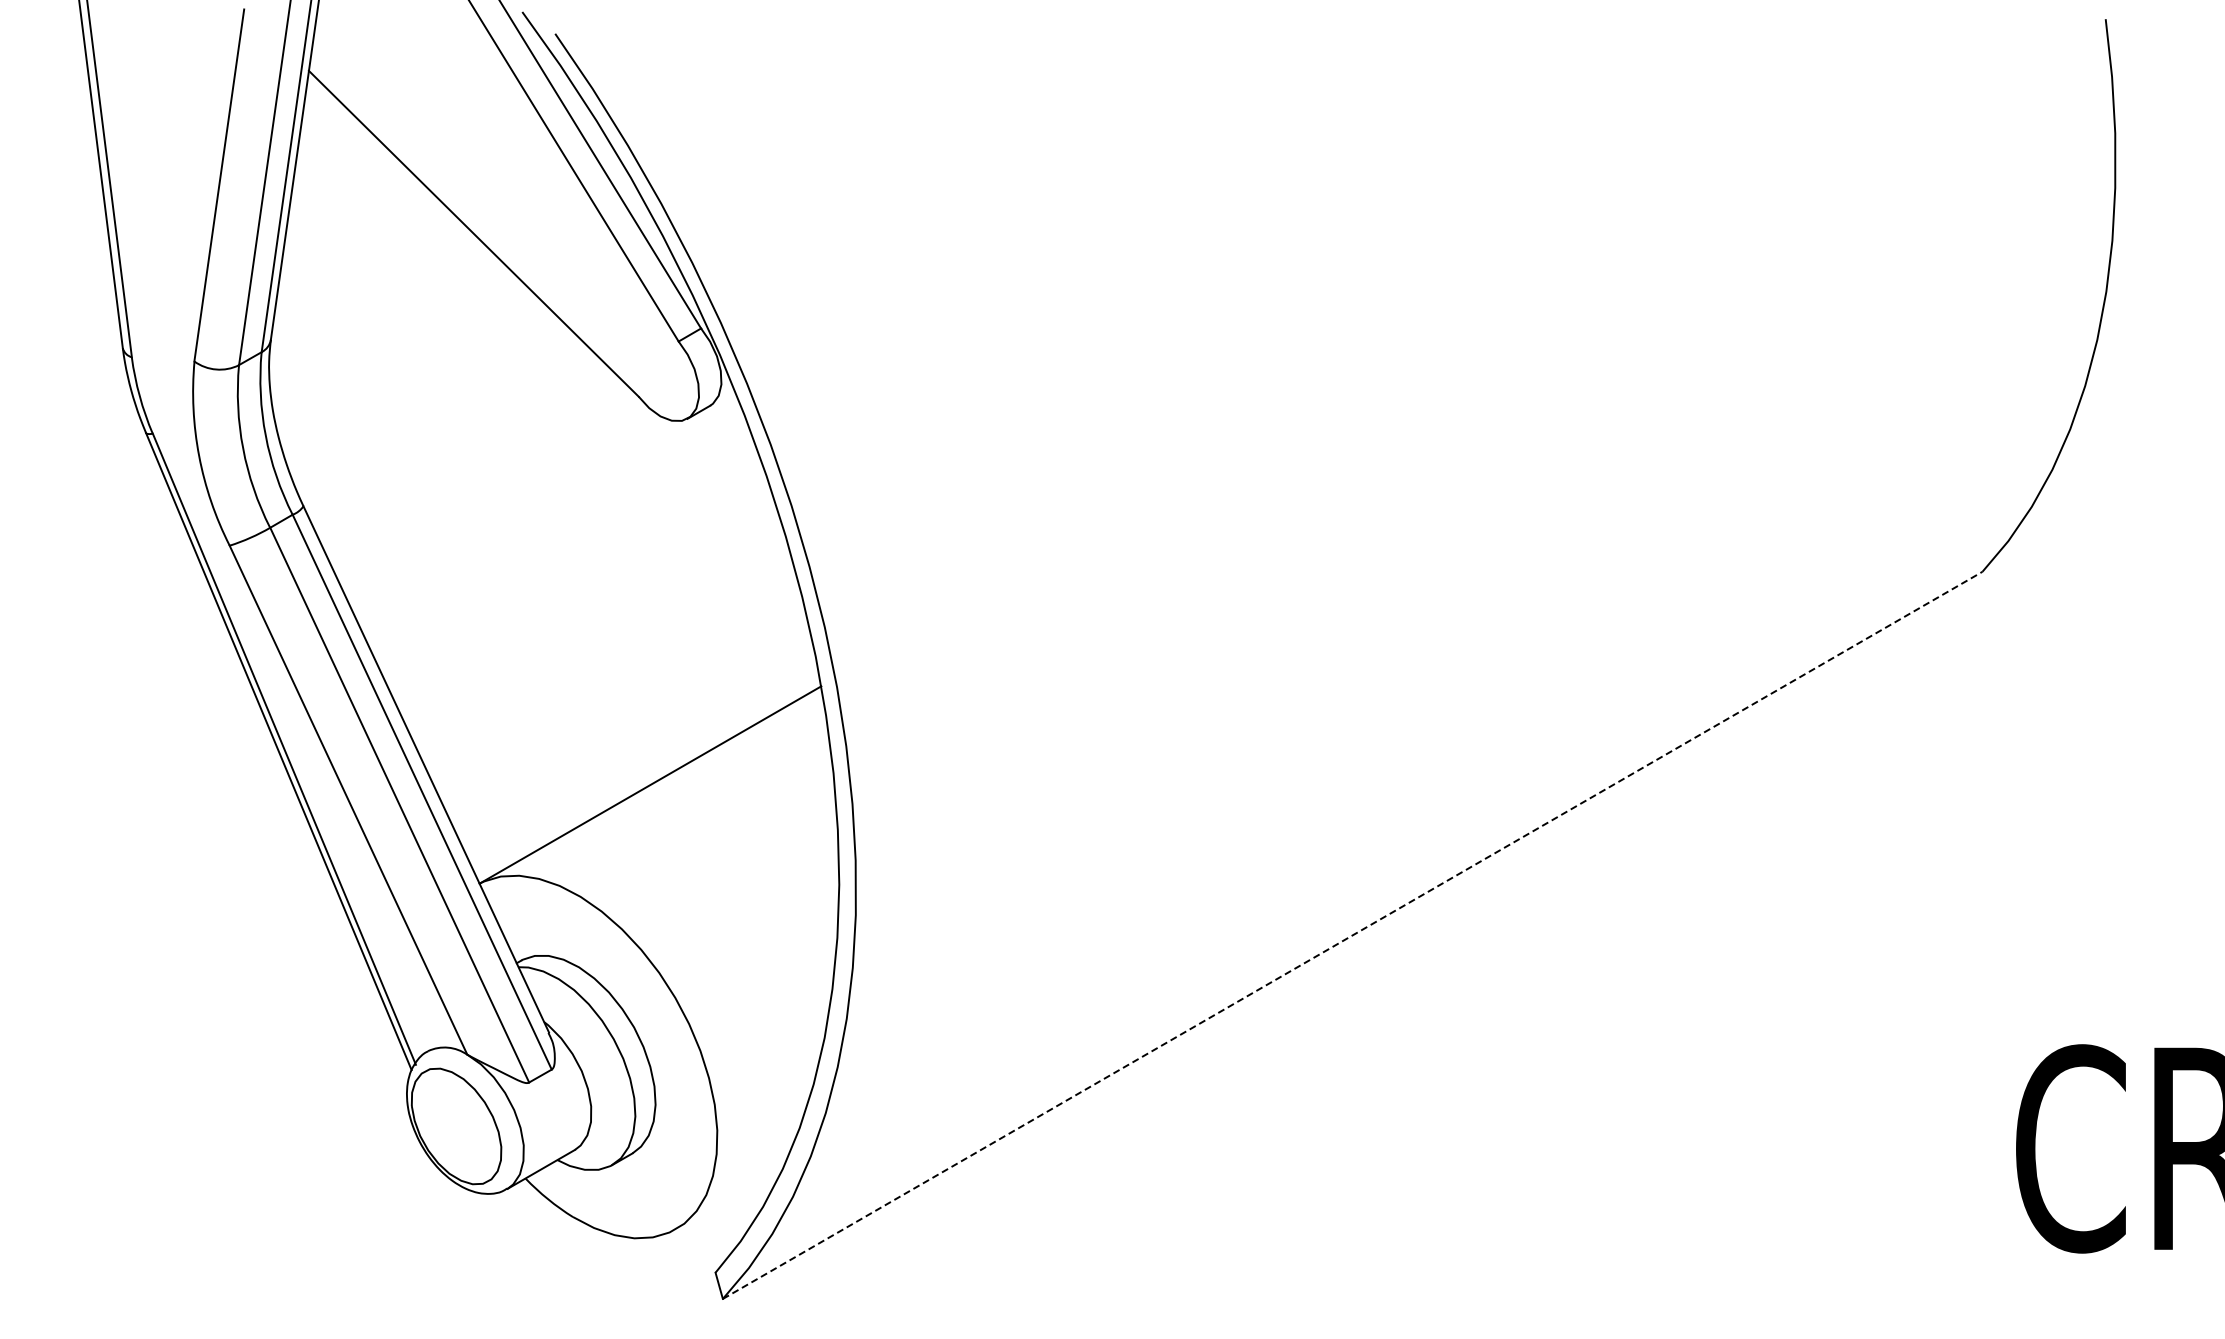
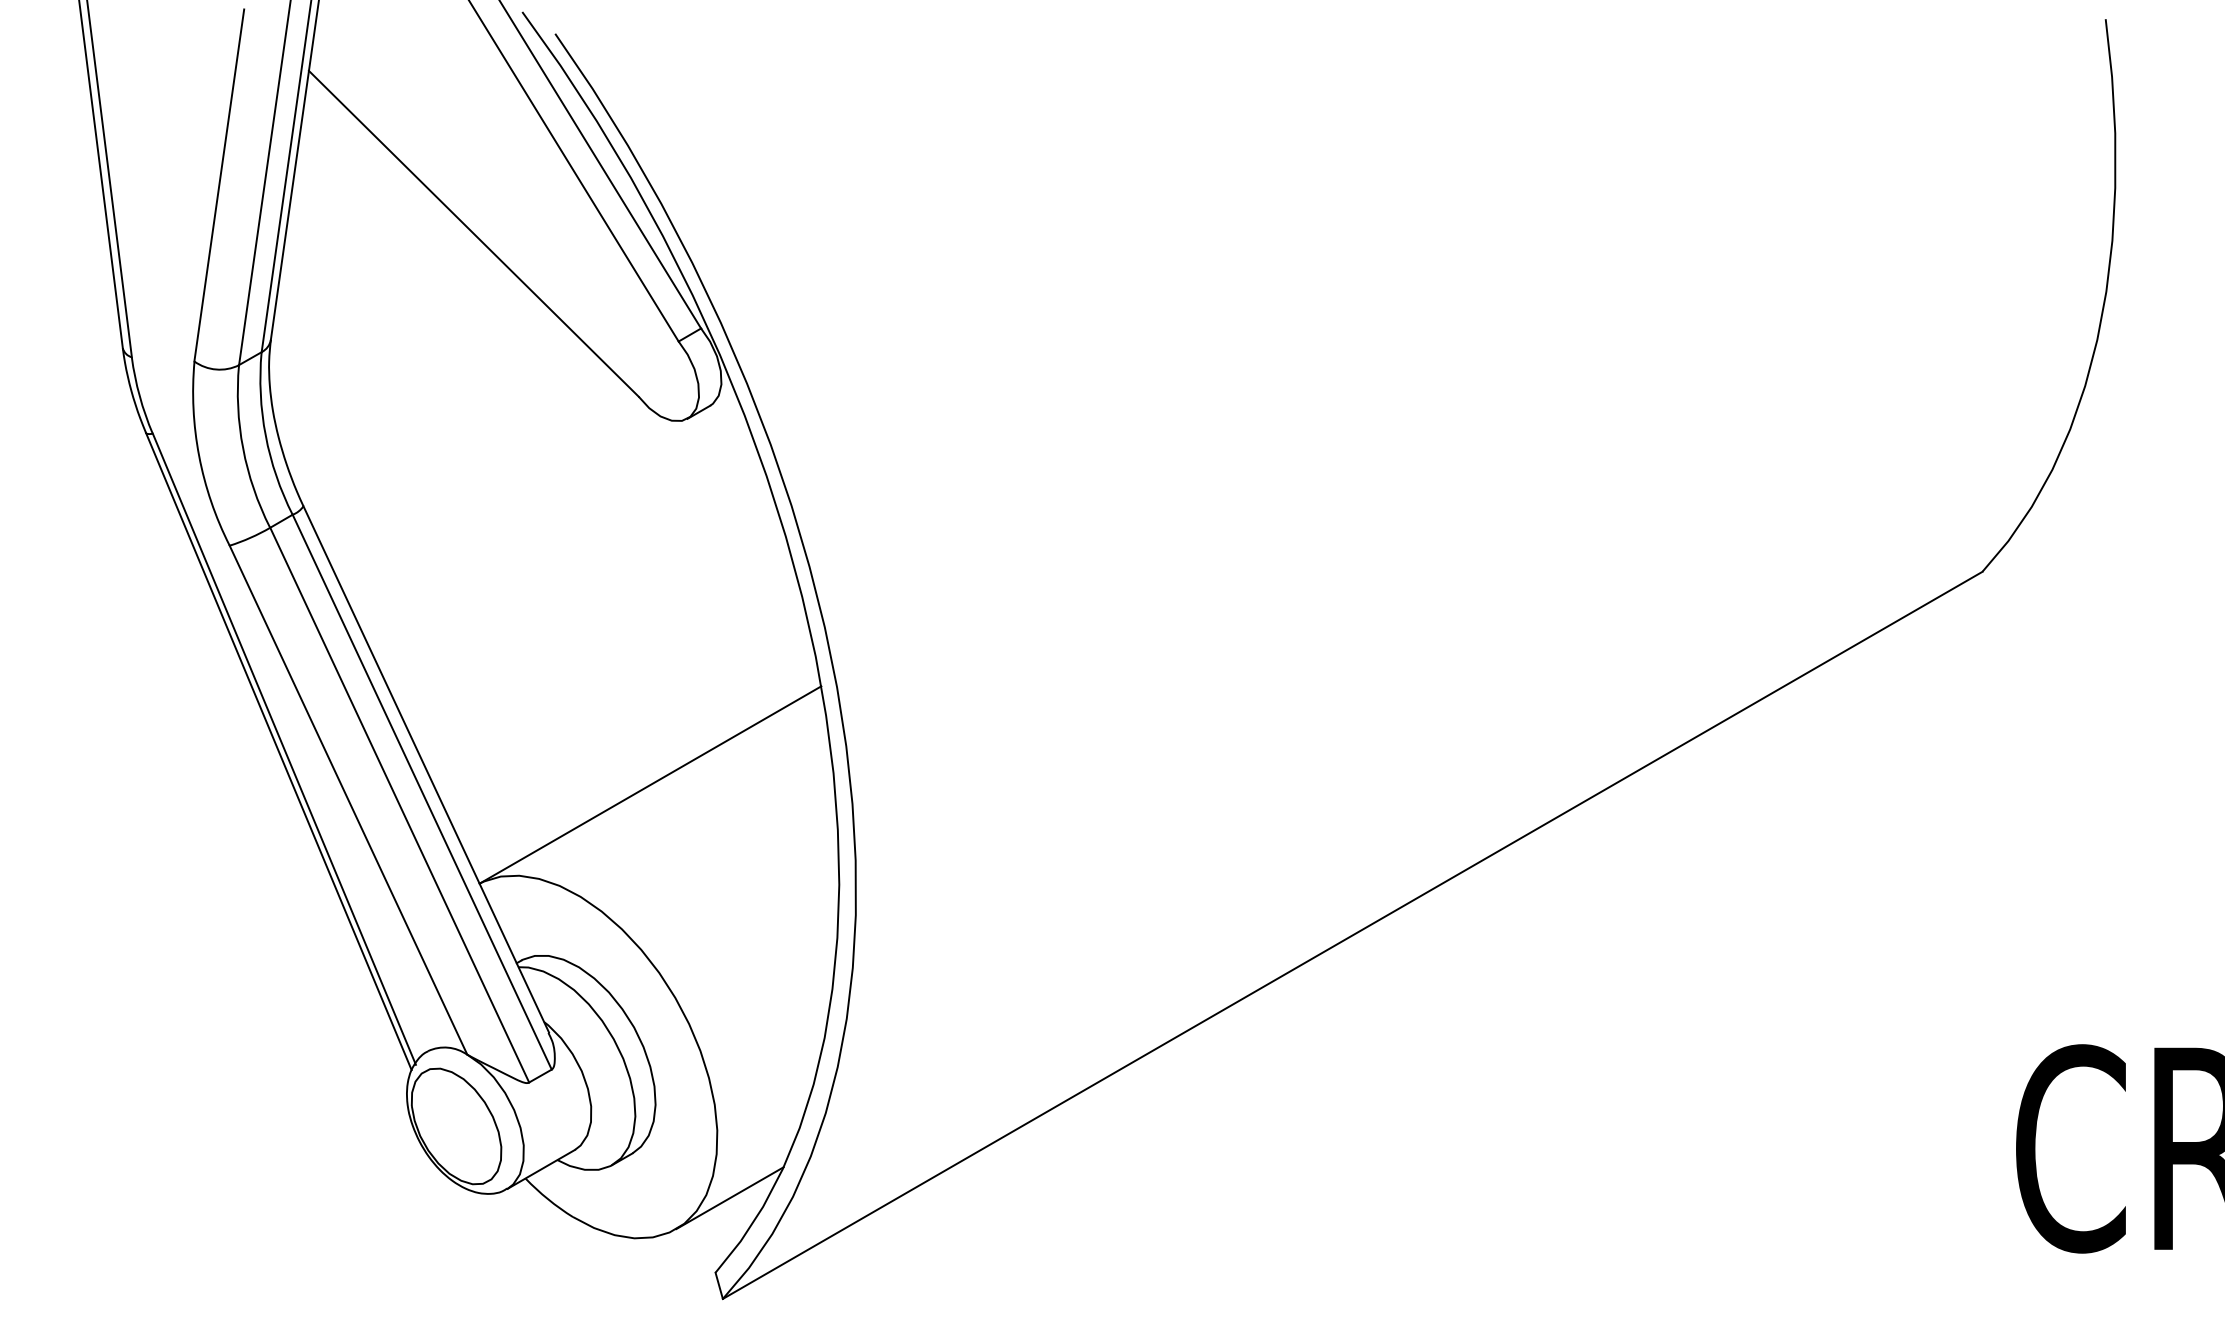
line: dashed -> solid (1353, 935)
line: none -> present (729, 1198)
